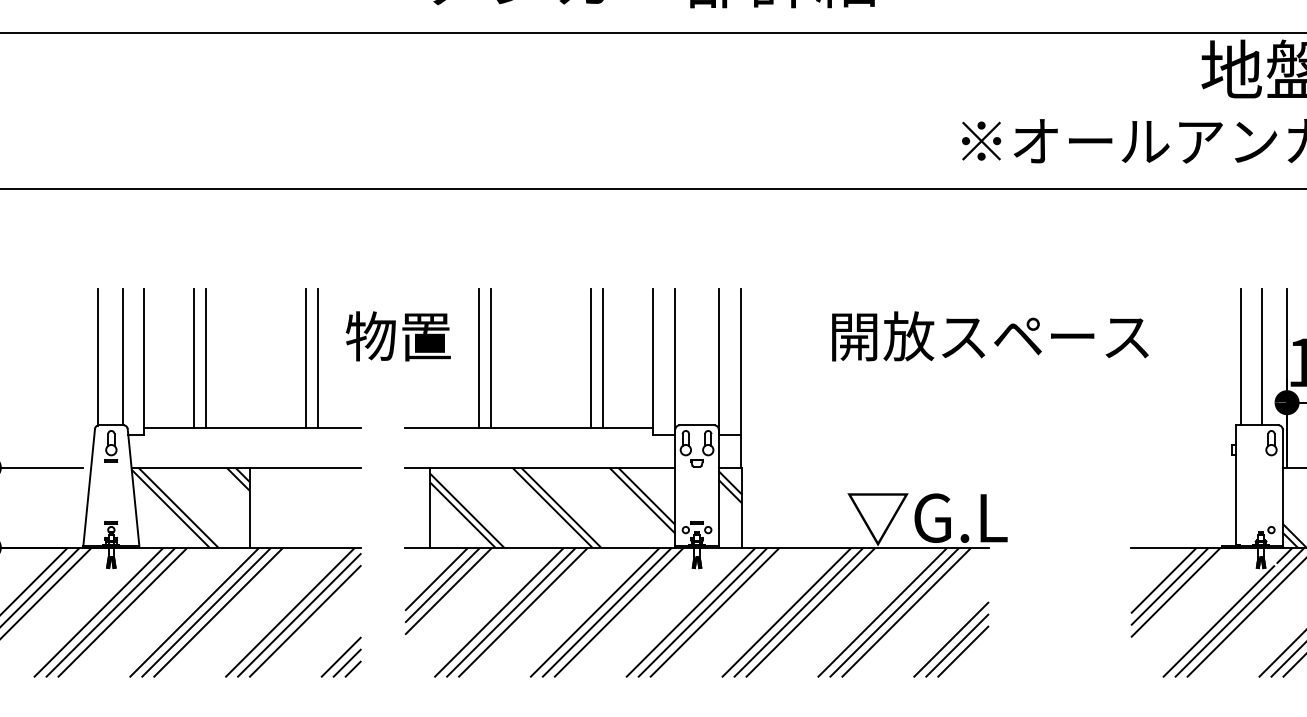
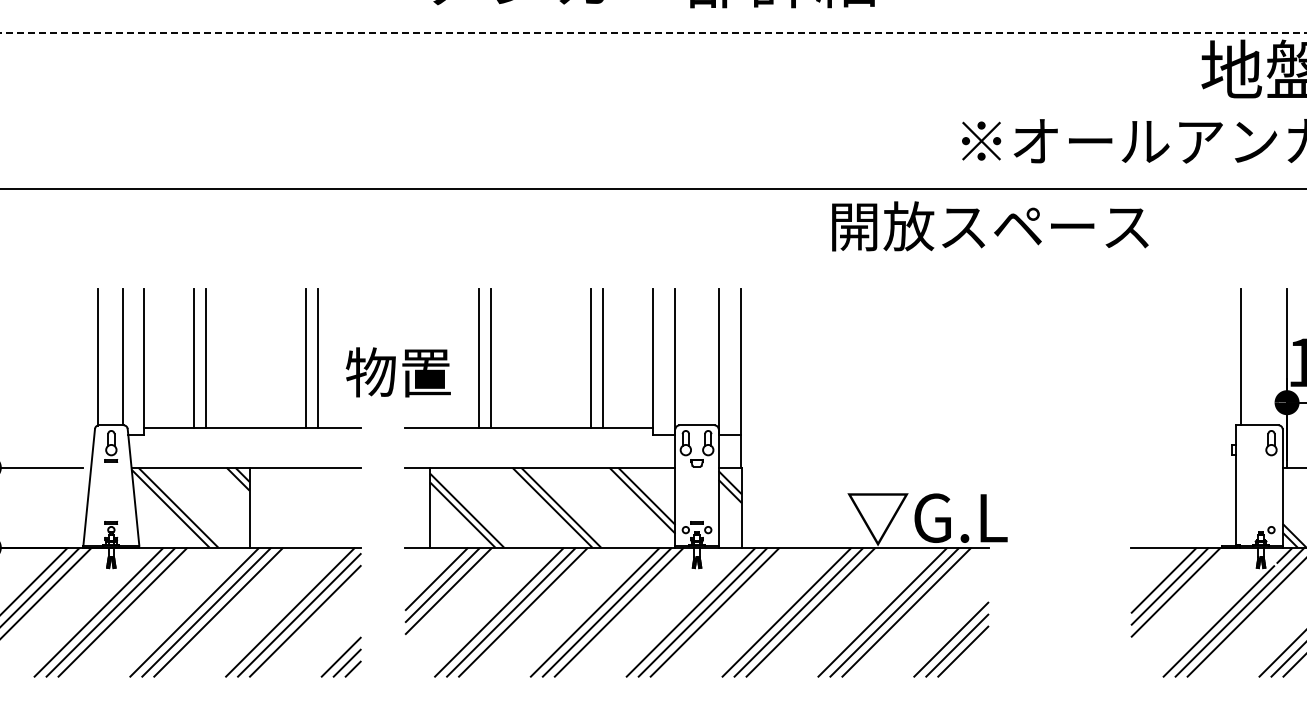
line: solid -> dashed (653, 33)
text position: (397, 336) -> (397, 372) (397, 372)
text position: (990, 336) -> (990, 226) (990, 226)
line: present -> none (1262, 357)
